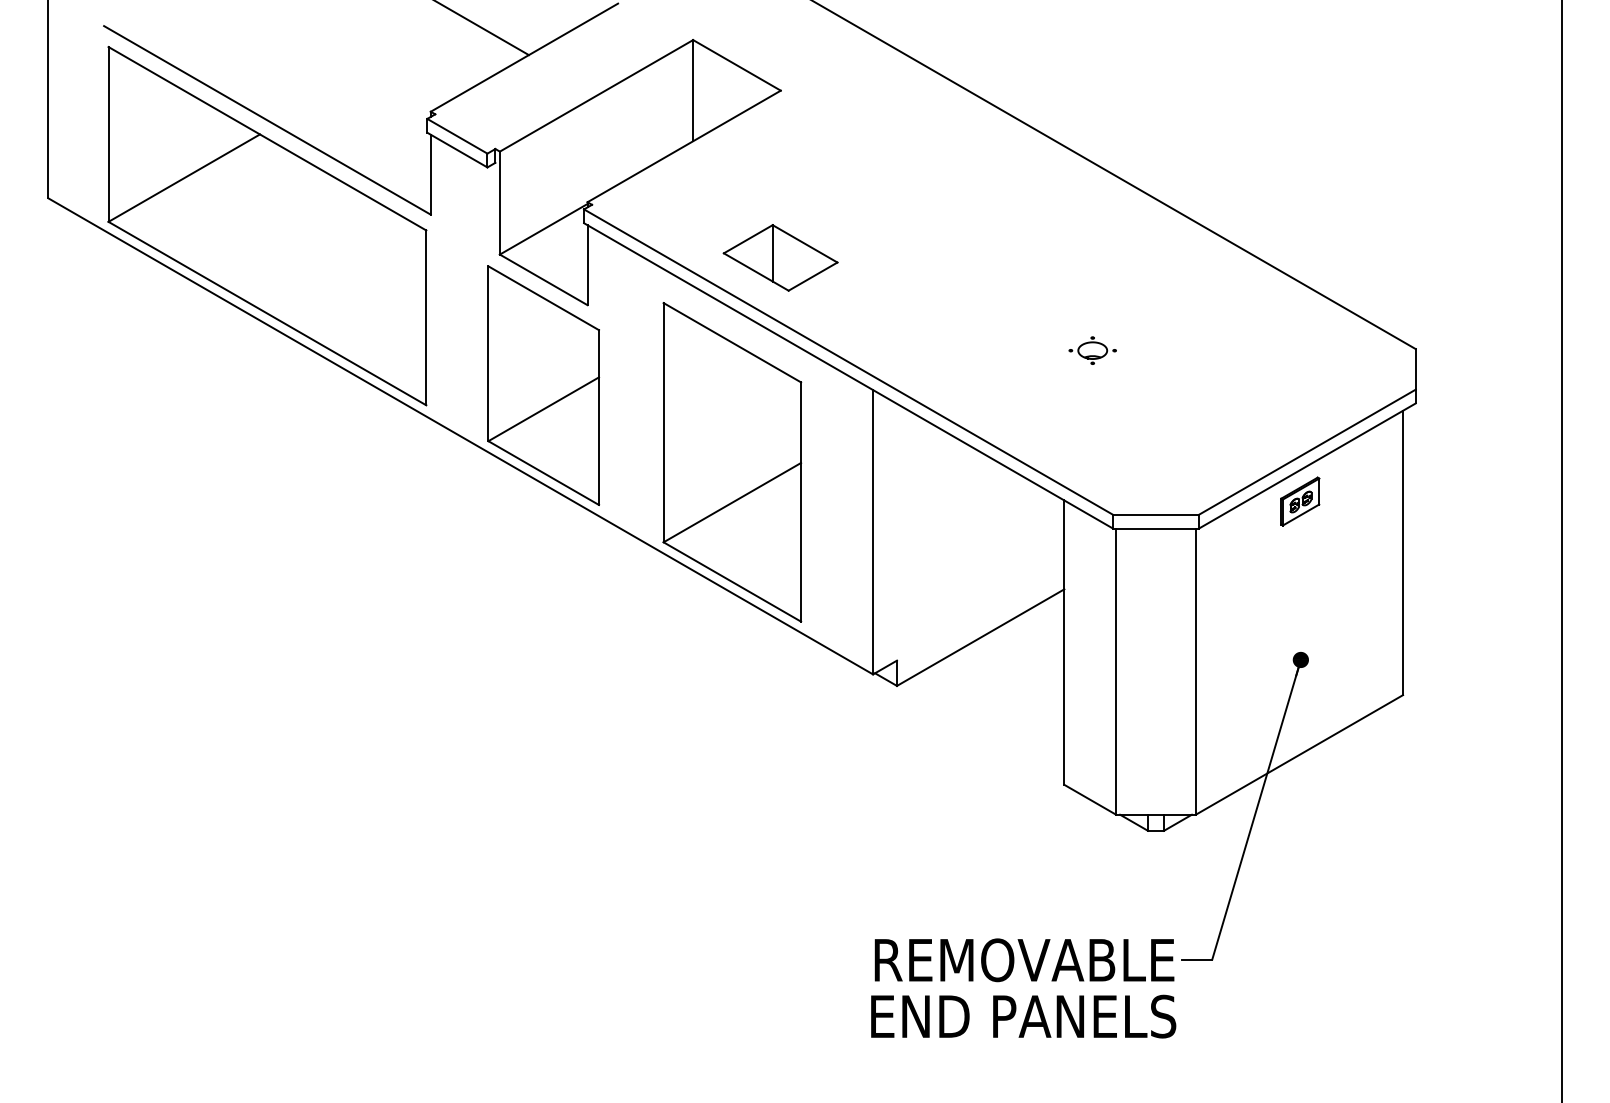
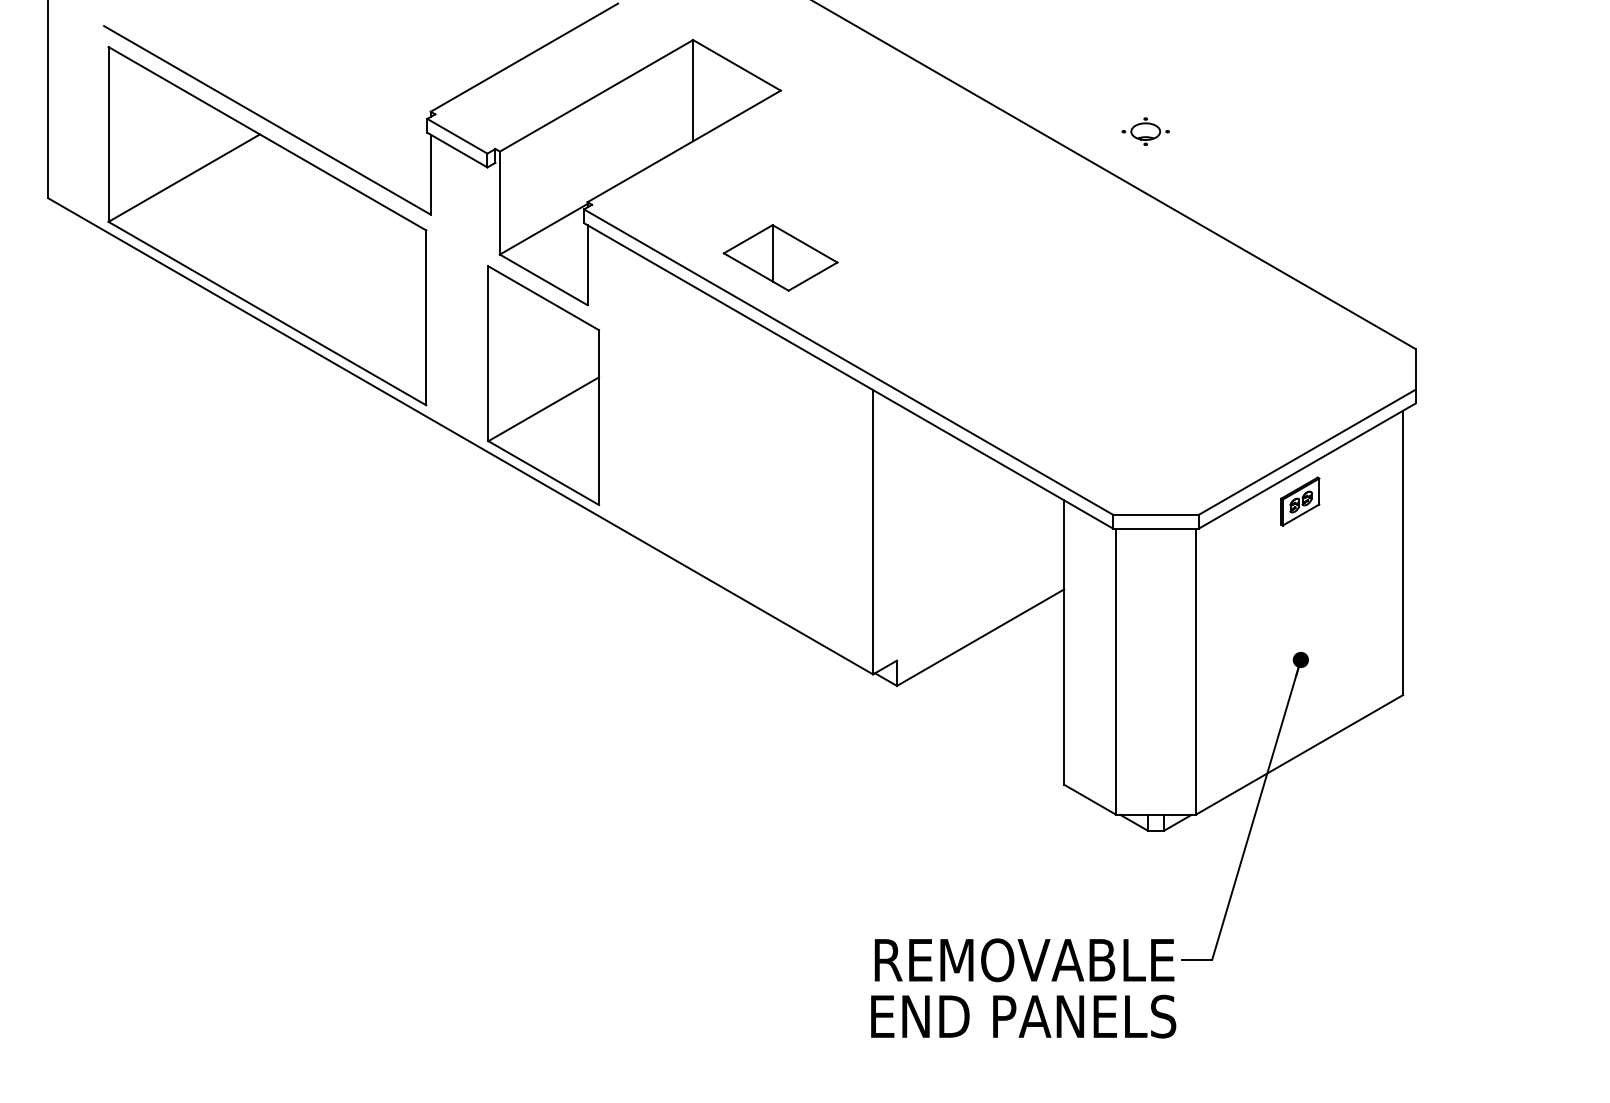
line: present -> none (482, 28)
part position: (1092, 350) -> (1145, 131) (1145, 131)
part: present -> none (732, 462)
line: present -> none (1561, 550)
